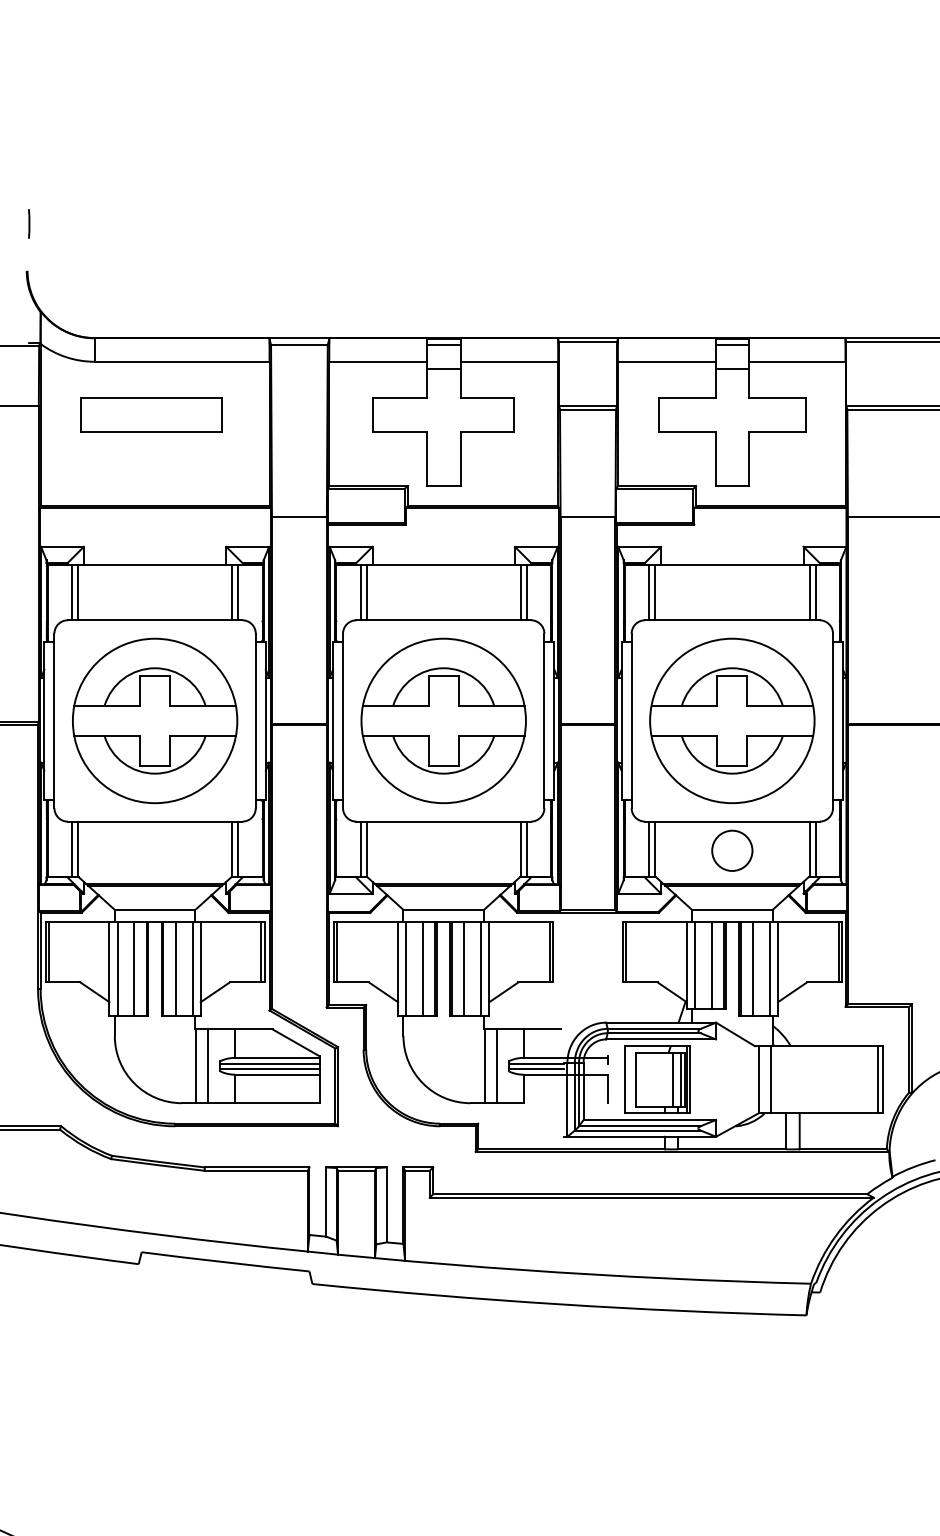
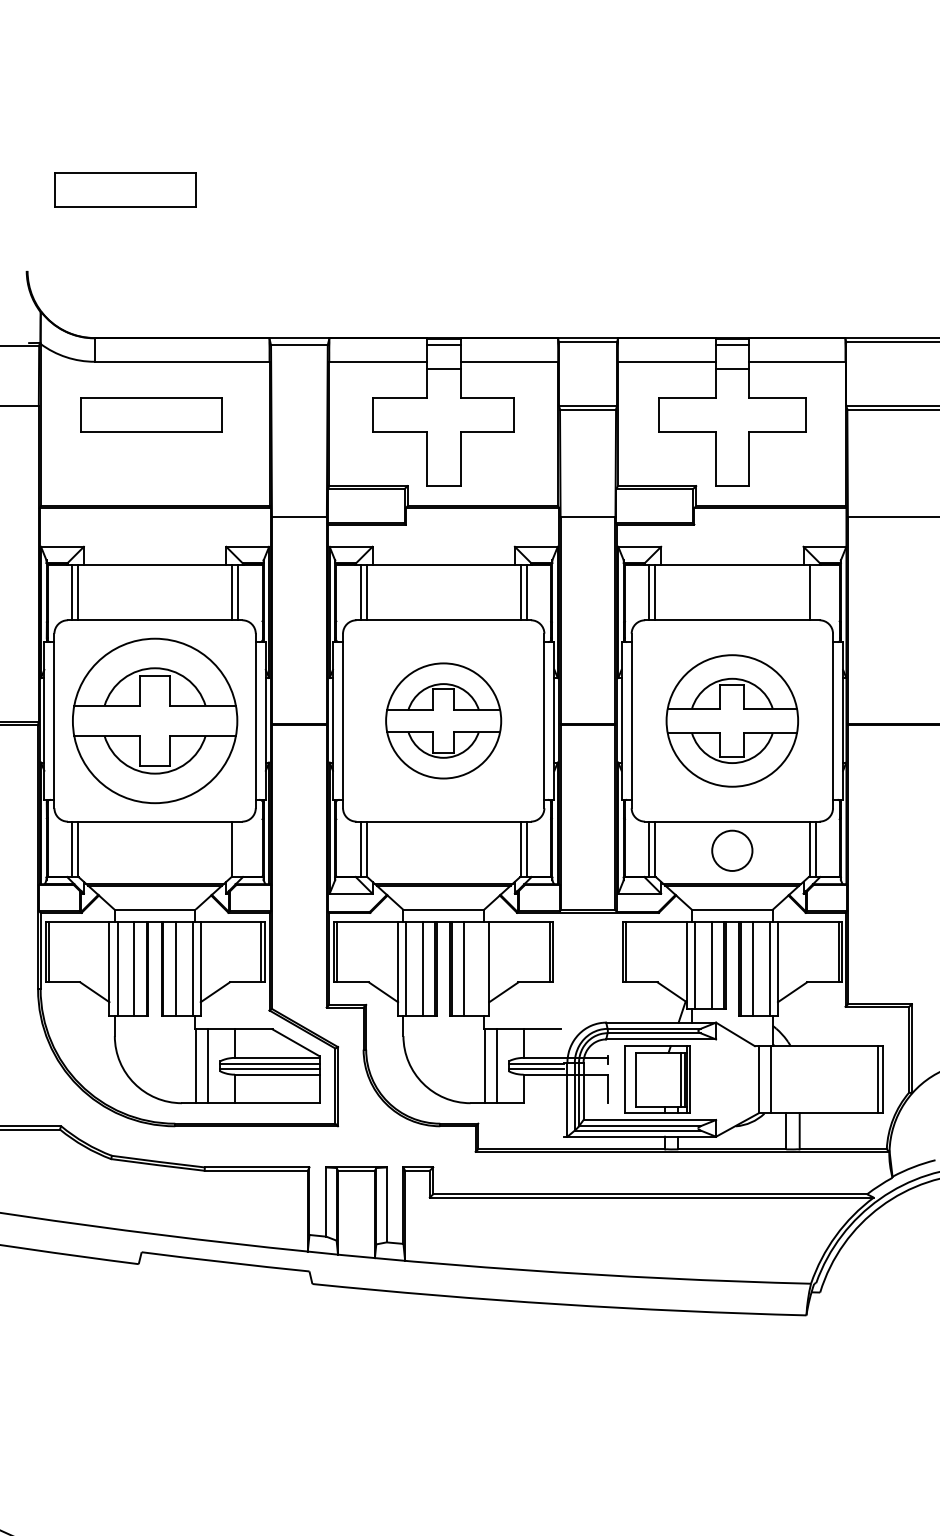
part: none -> present (125, 189)
line: present -> none (29, 223)
line: present -> none (815, 592)
part size: 167x168 px -> 118x118 px (443, 720)
part size: 167x168 px -> 134x134 px (731, 720)
line: present -> none (238, 849)
line: present -> none (481, 968)
line: present -> none (672, 1079)
